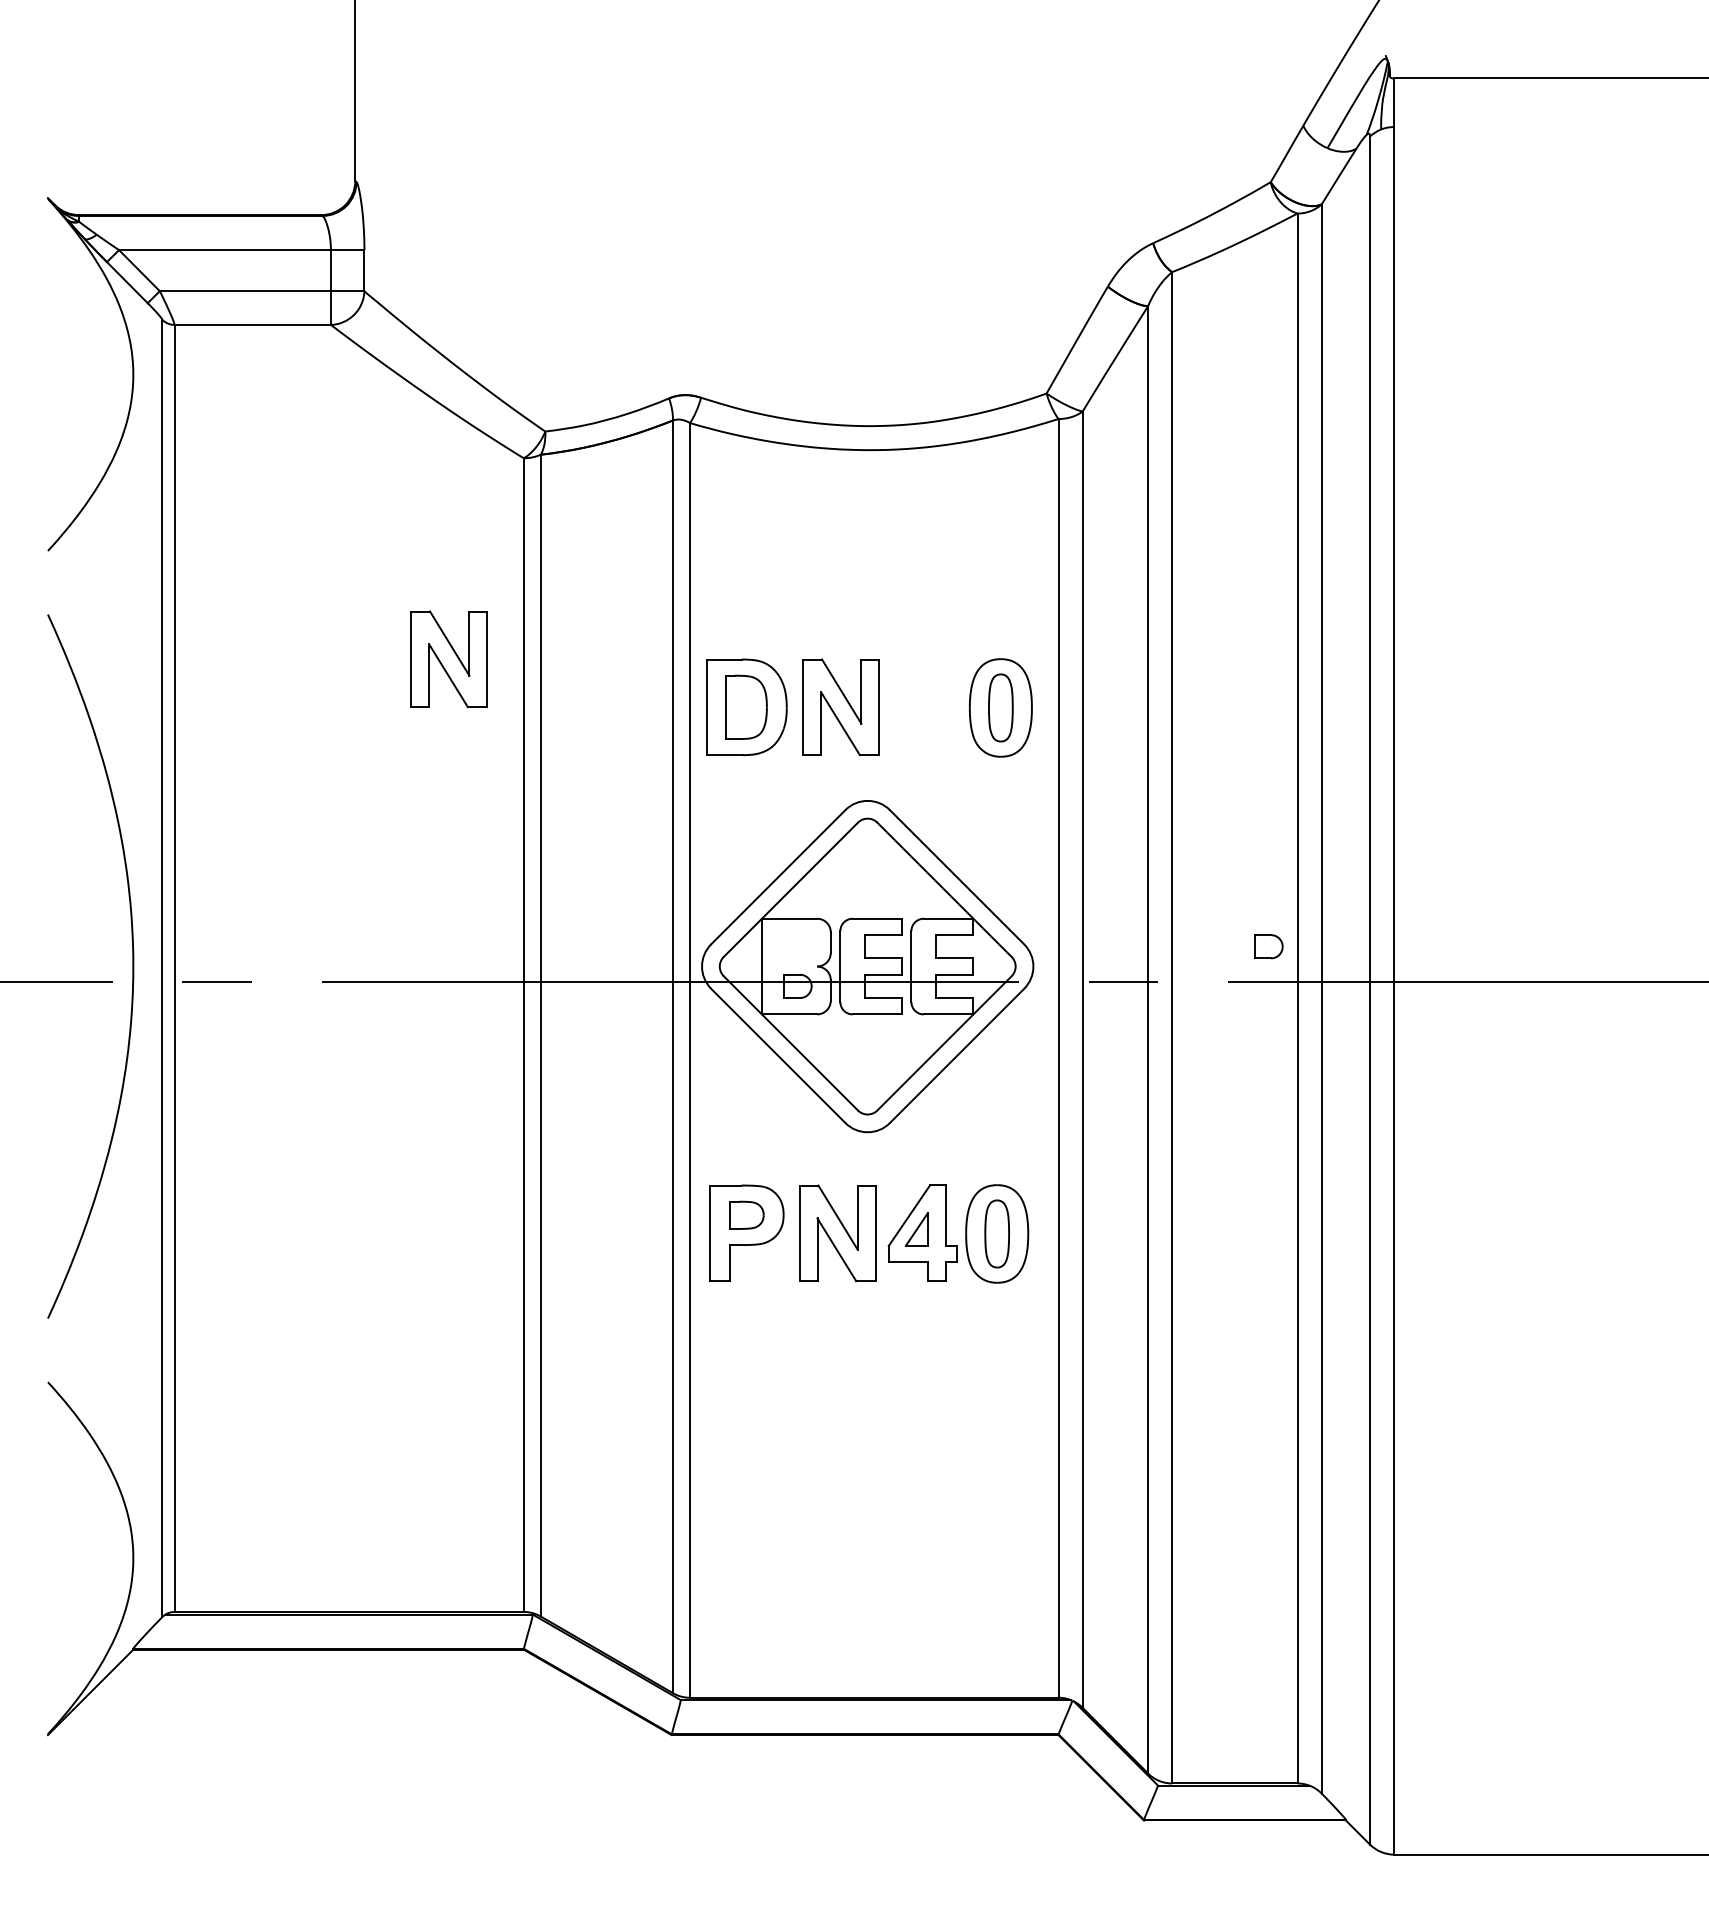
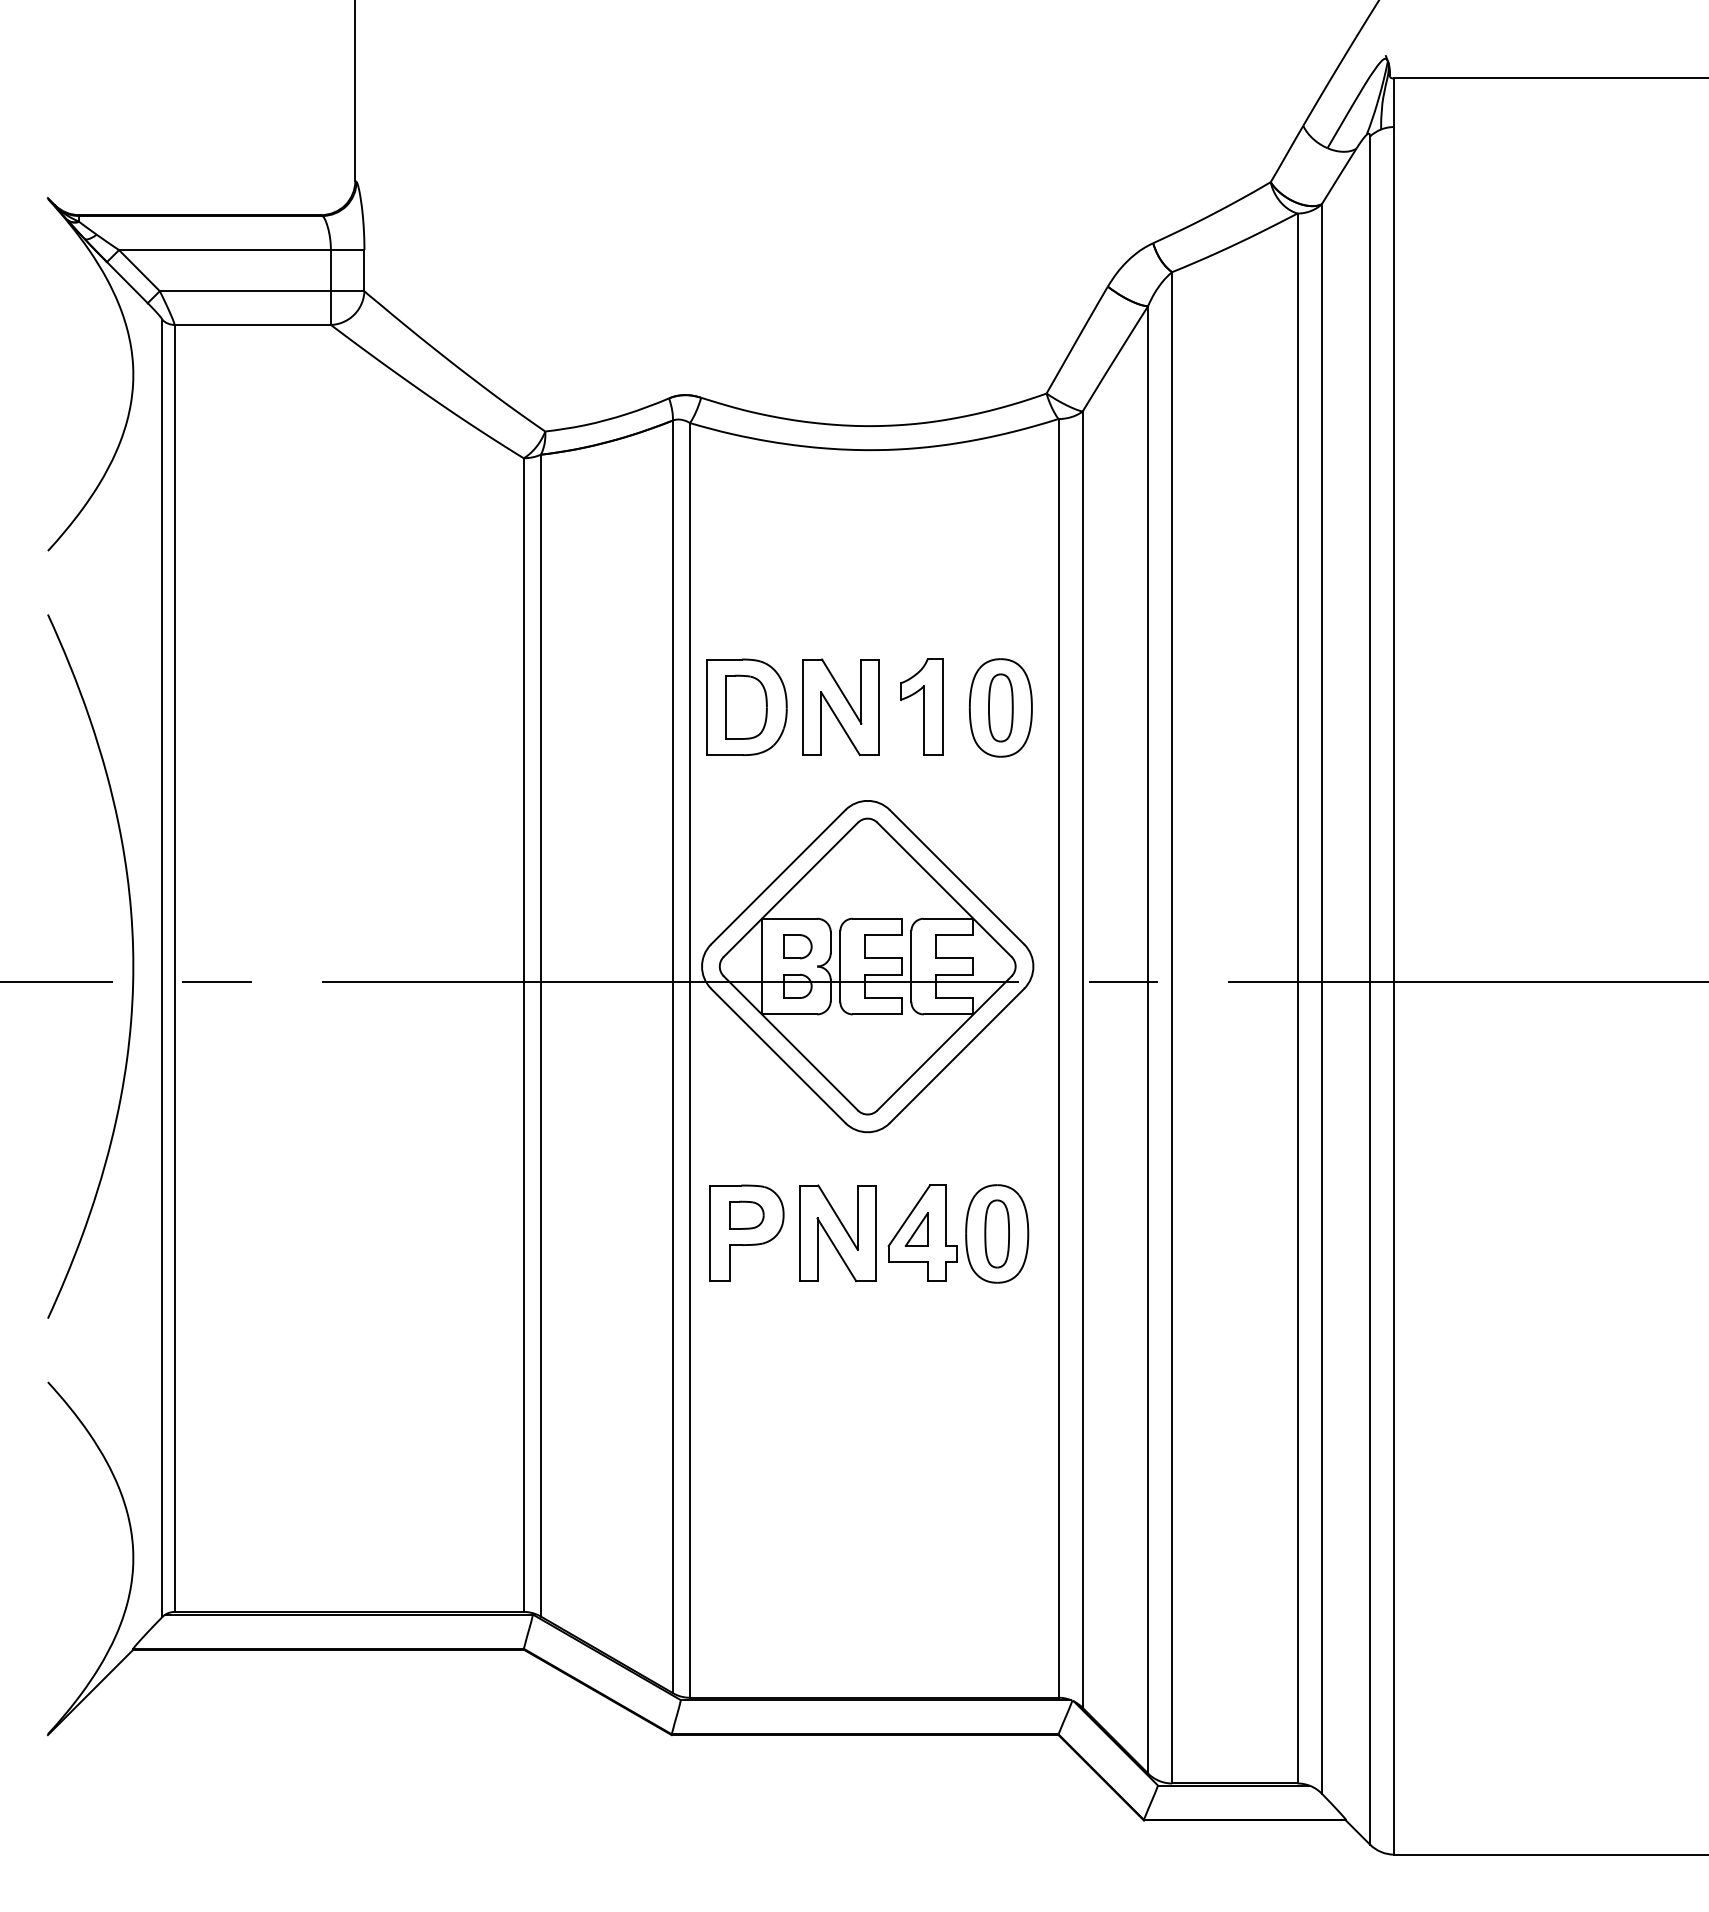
part: present -> none (448, 659)
part: none -> present (921, 706)
part position: (1268, 946) -> (797, 946) (797, 946)
